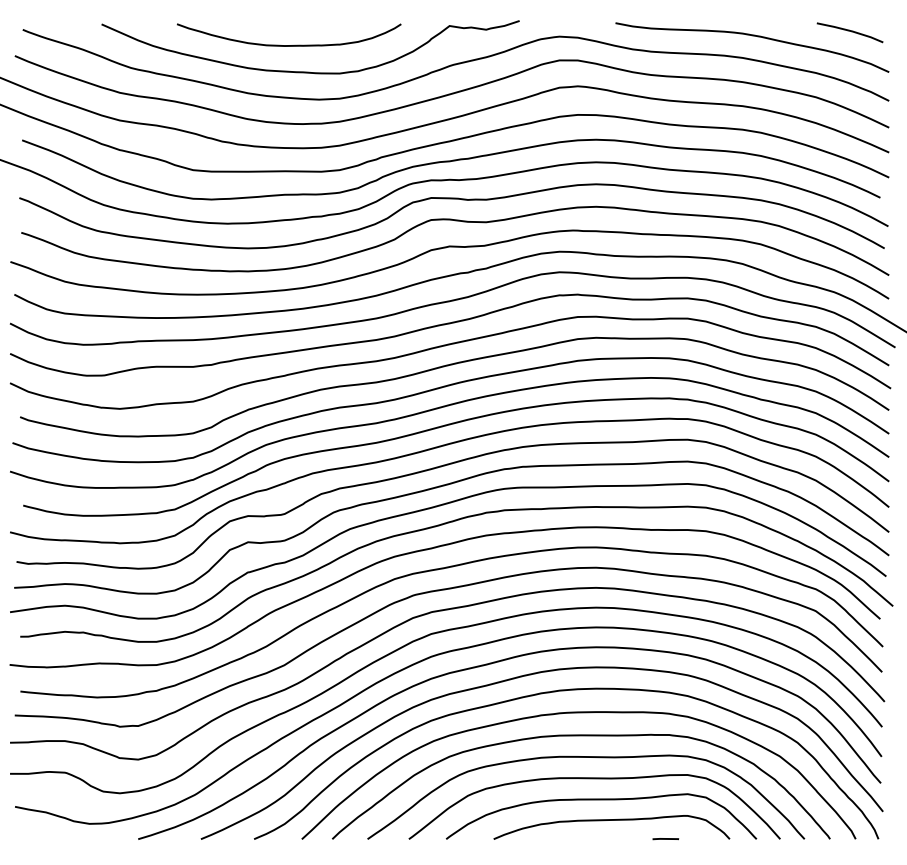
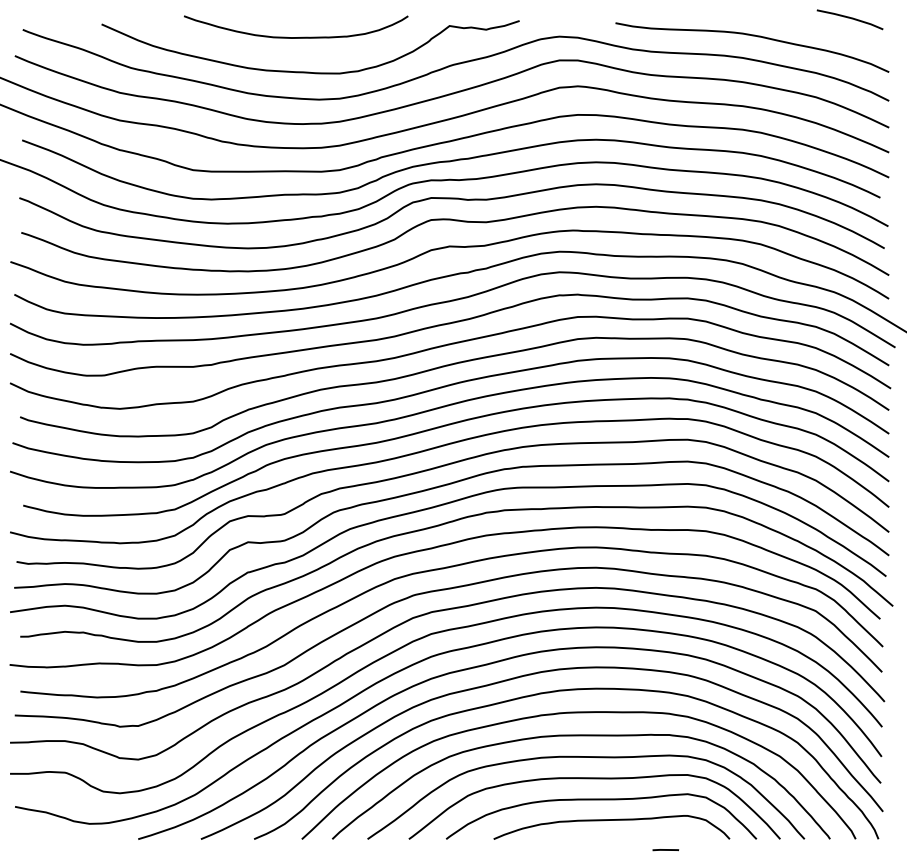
line position: (849, 31) -> (849, 18) (849, 18)
curve position: (289, 45) -> (296, 37) (296, 37)
line position: (665, 839) -> (665, 850) (665, 850)
